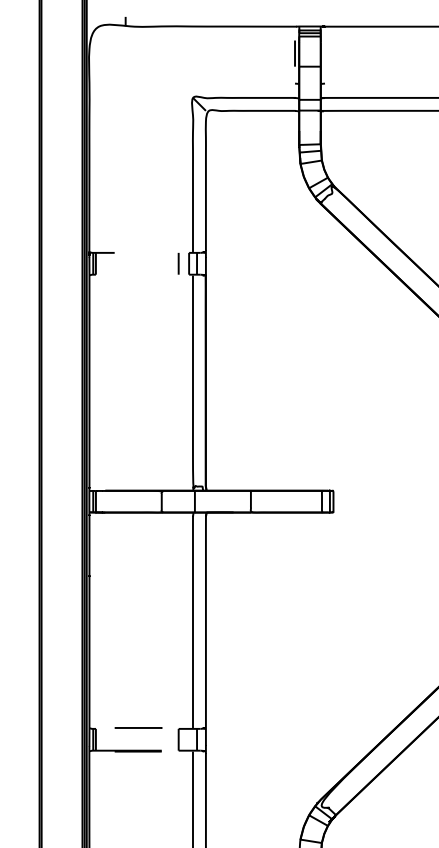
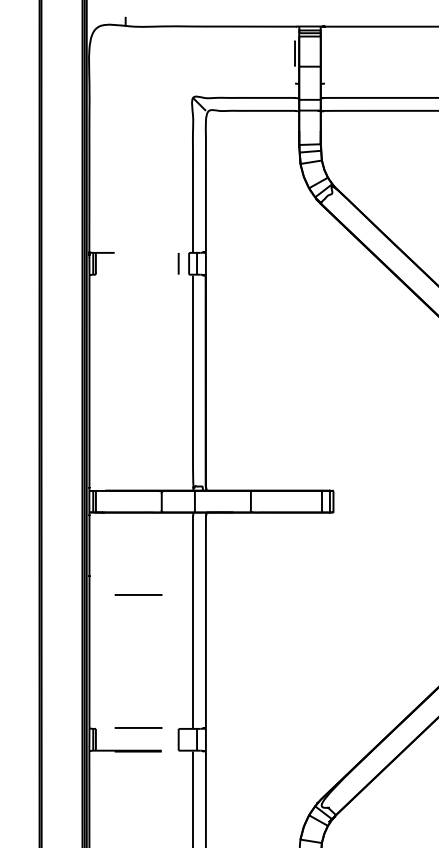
line: none -> present (138, 594)
